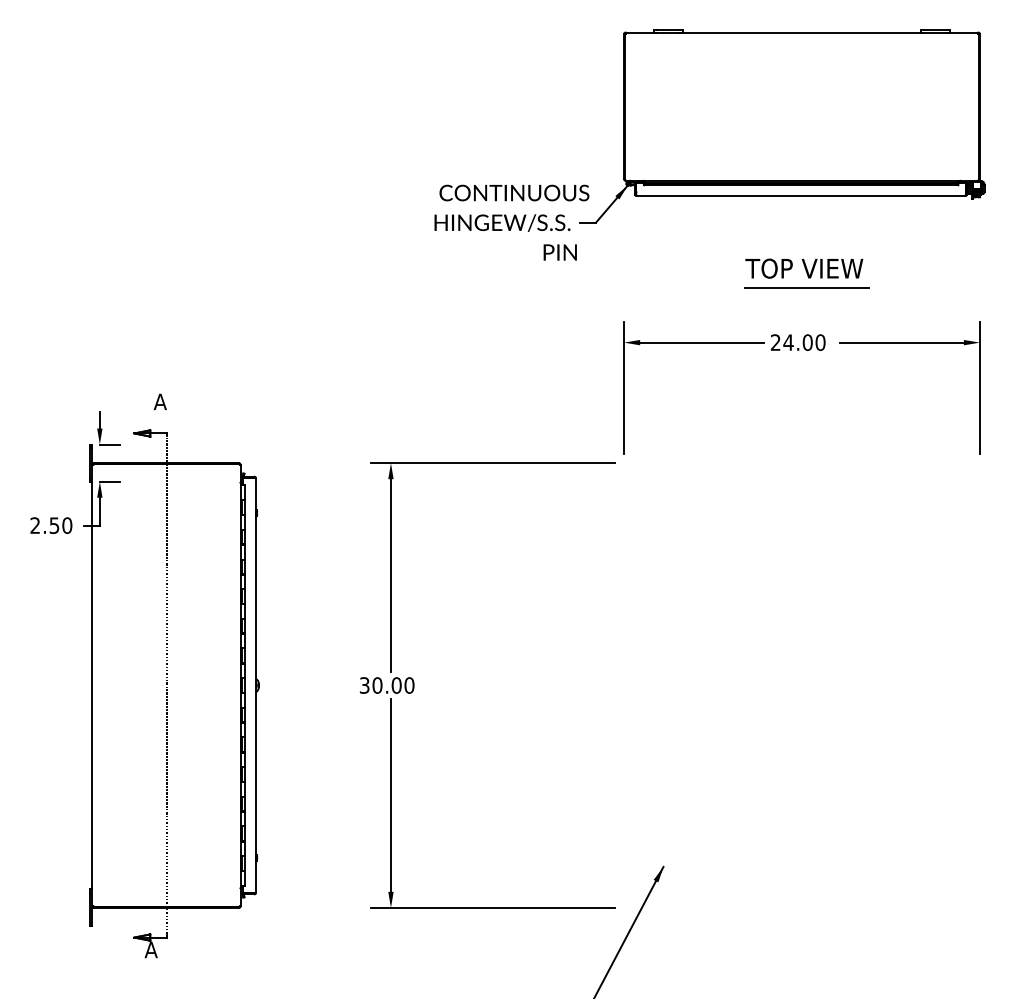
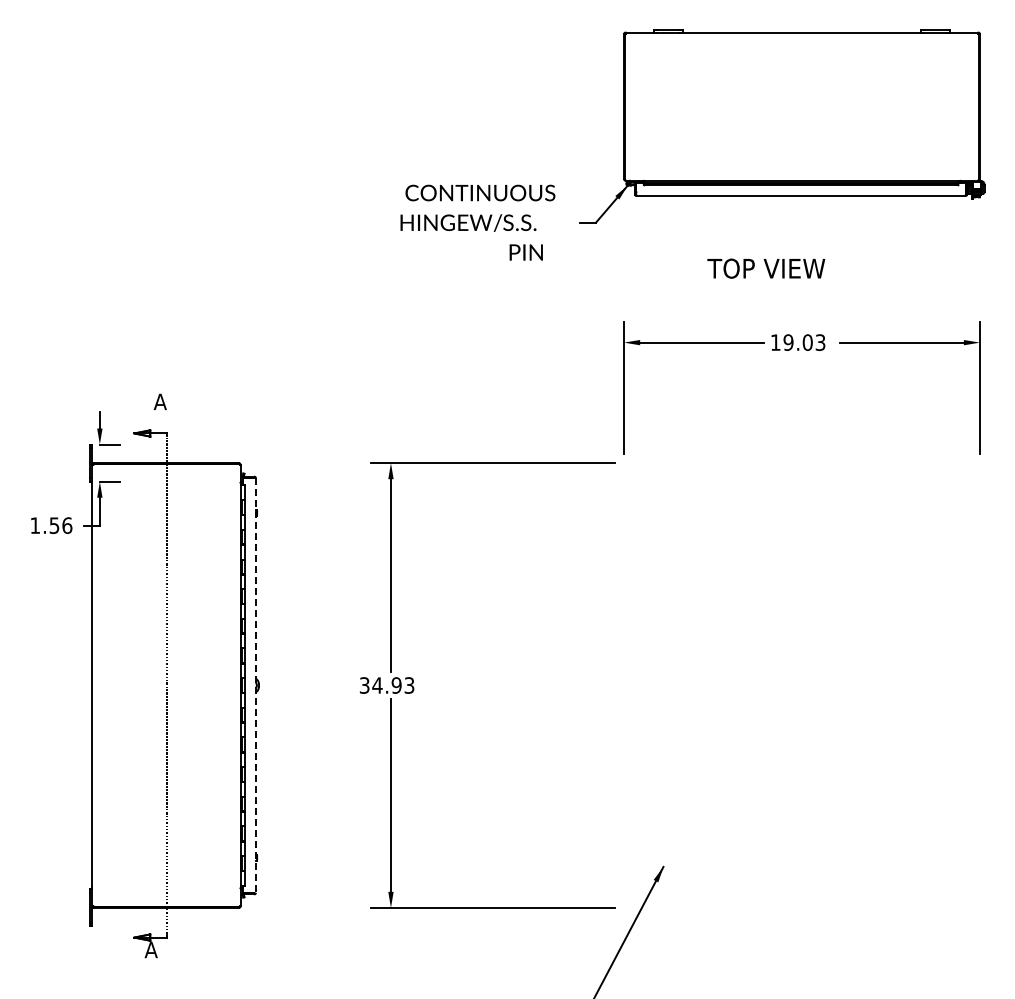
text position: (511, 222) -> (477, 222) (477, 222)
text position: (804, 268) -> (766, 268) (766, 268)
line: present -> none (806, 288)
text: 24.00 -> 19.03 (797, 342)
text: 2.50 -> 1.56 (51, 525)
text: 30.00 -> 34.93 (393, 685)
line: solid -> dashed (255, 686)
